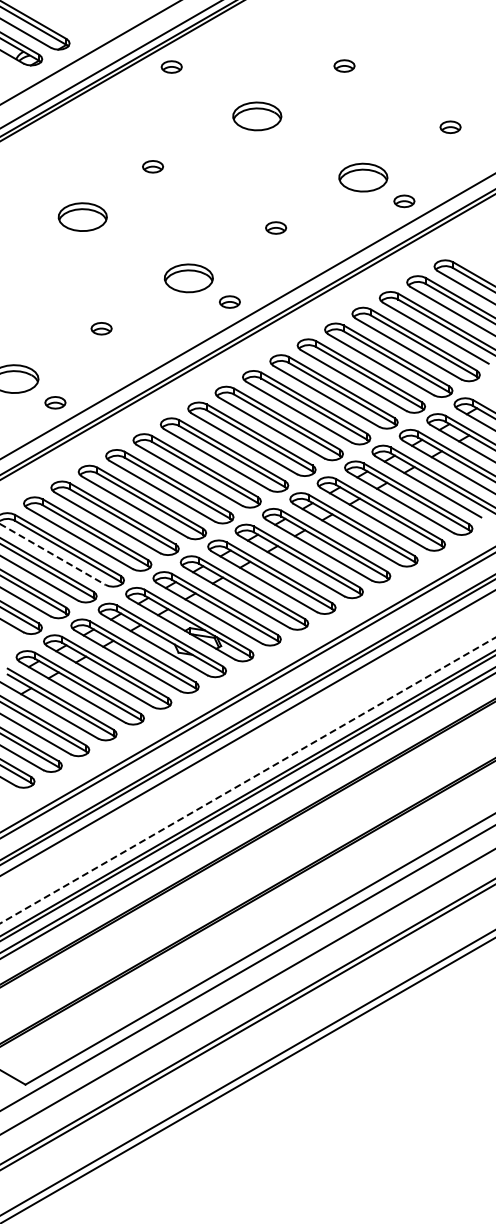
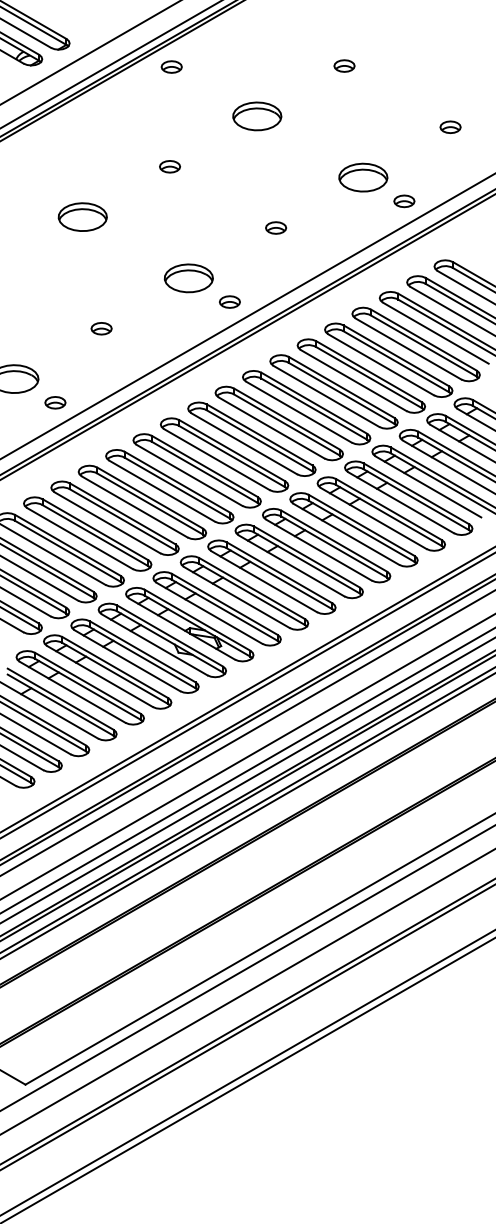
part position: (152, 166) -> (169, 166) (169, 166)
line: dashed -> solid (53, 554)
line: none -> present (247, 756)
line: none -> present (247, 770)
line: dashed -> solid (247, 780)
